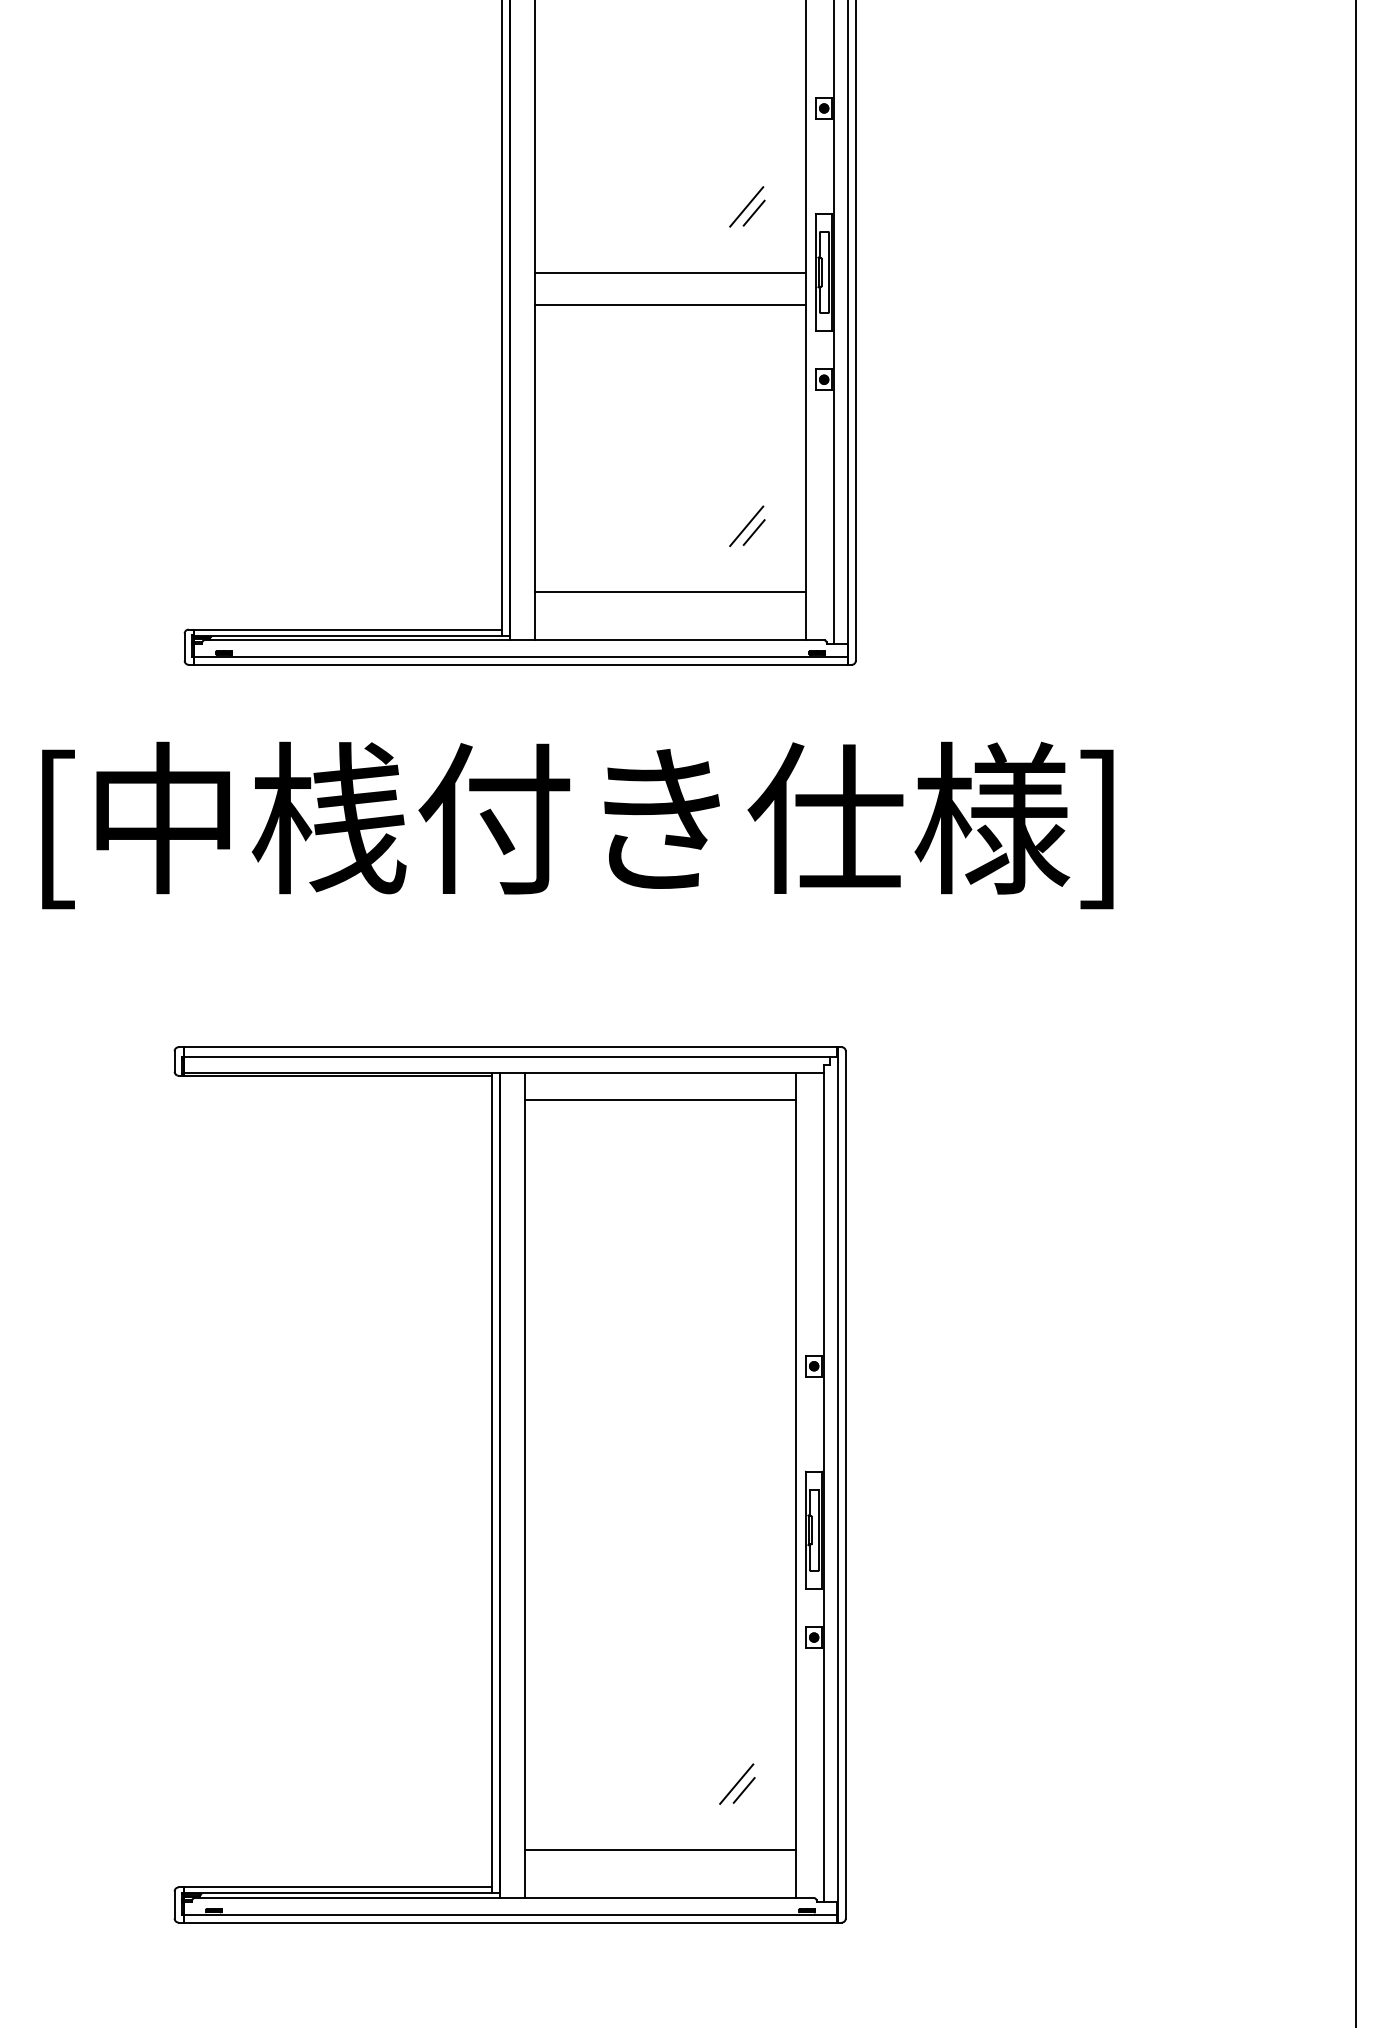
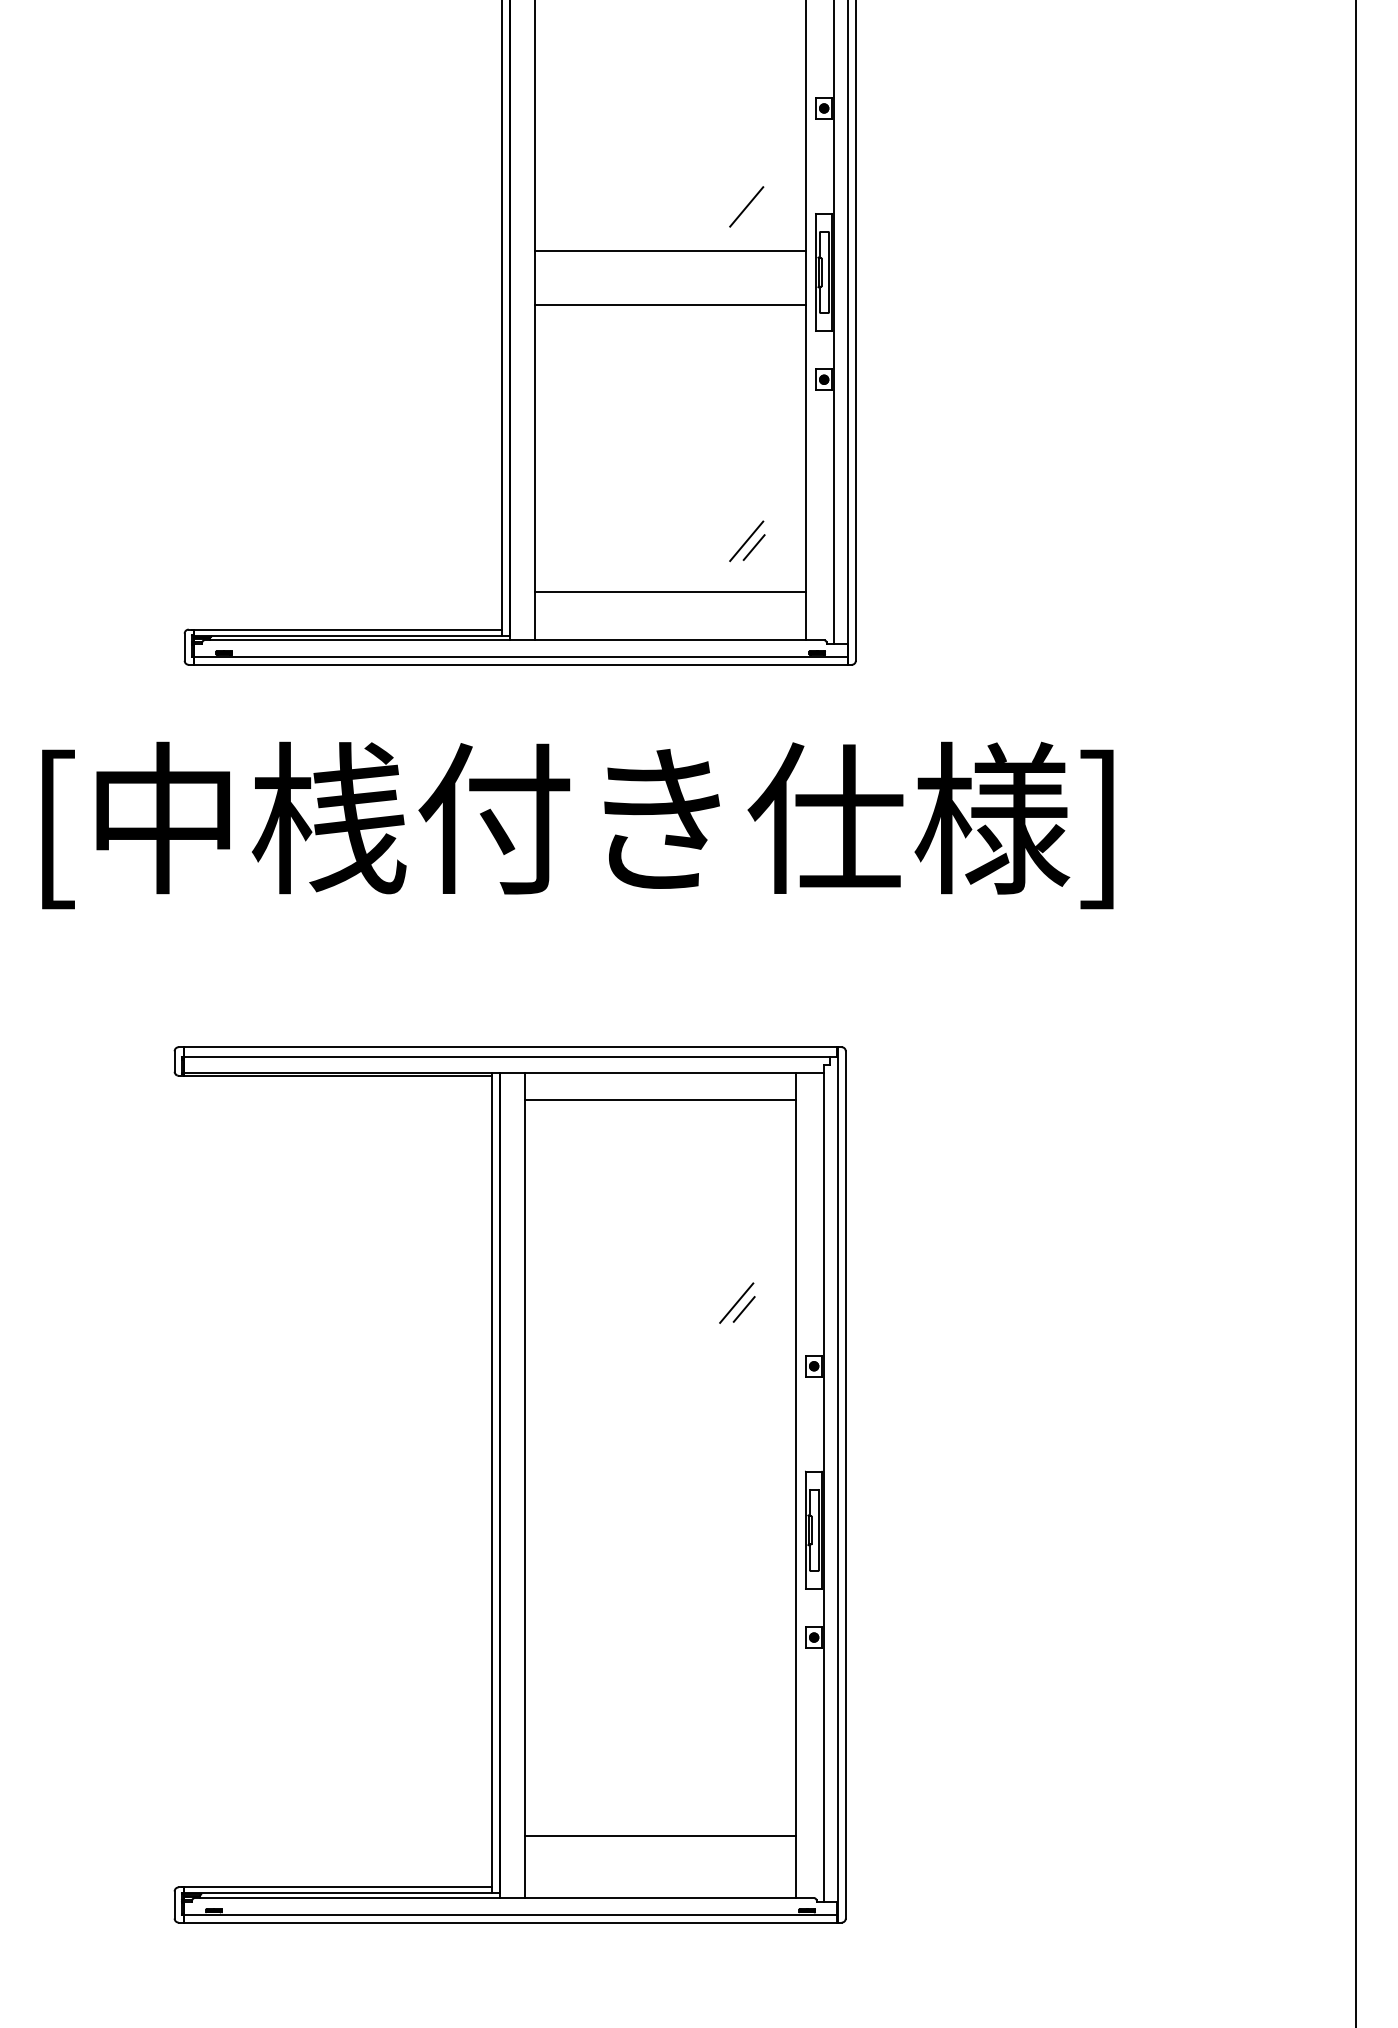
line: present -> none (753, 212)
line position: (670, 272) -> (670, 250) (670, 250)
part position: (747, 526) -> (747, 541) (747, 541)
part position: (737, 1783) -> (737, 1302) (737, 1302)
line position: (660, 1849) -> (660, 1835) (660, 1835)
